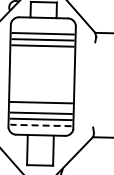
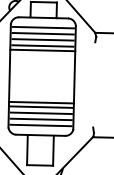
line: none -> present (42, 27)
line: none -> present (42, 50)
line: none -> present (41, 106)
line: dashed -> solid (40, 125)
